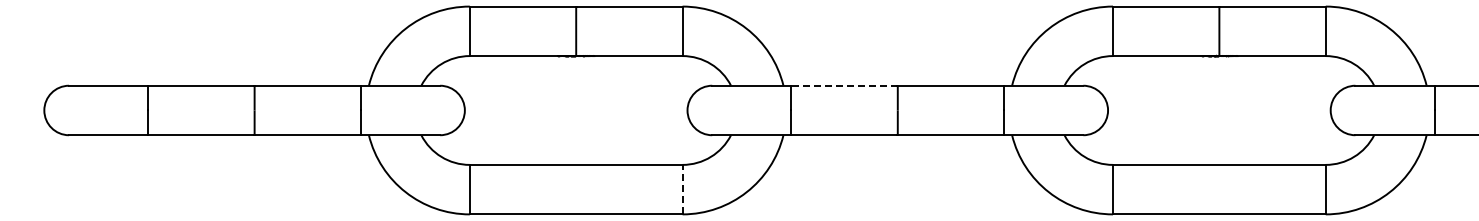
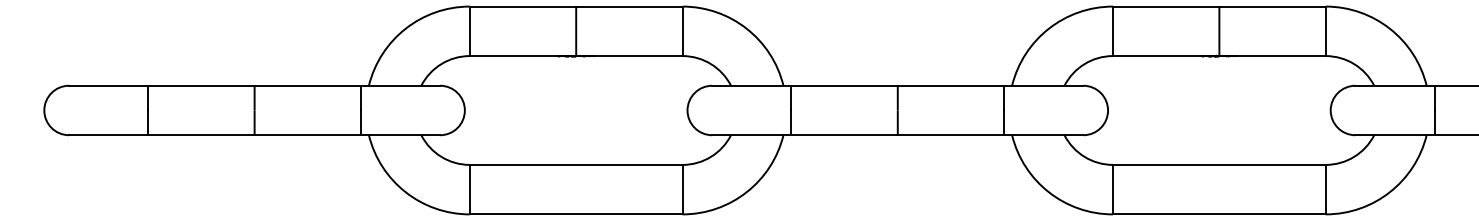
line: dashed -> solid (844, 85)
line: dashed -> solid (682, 189)
